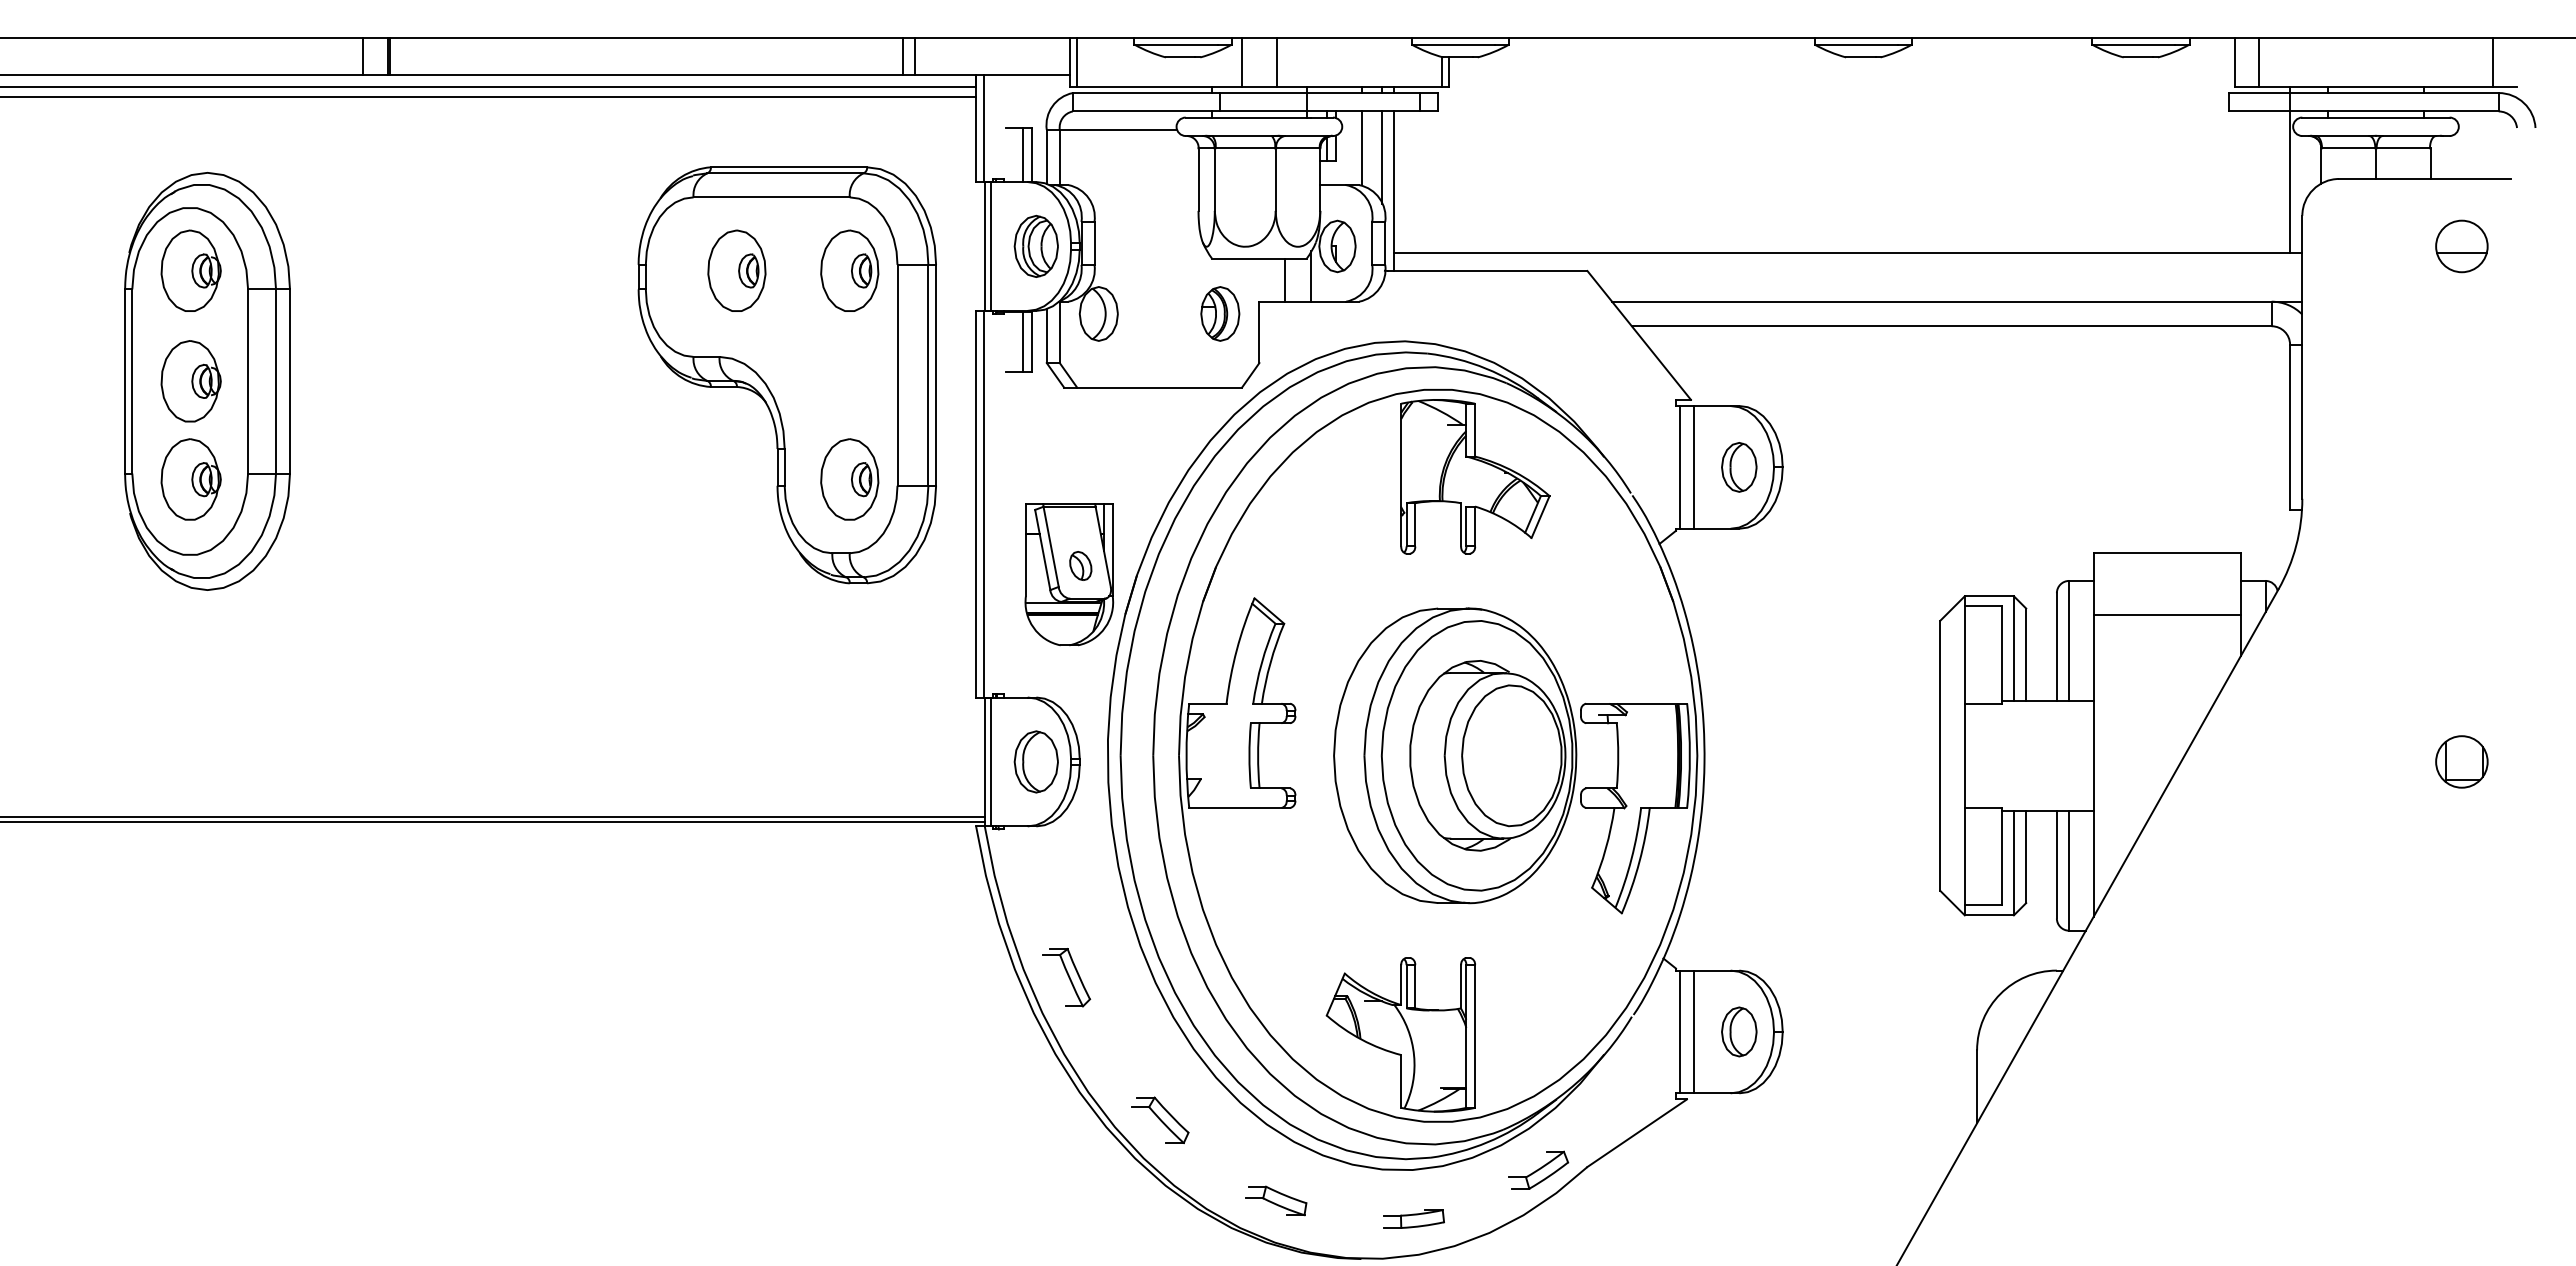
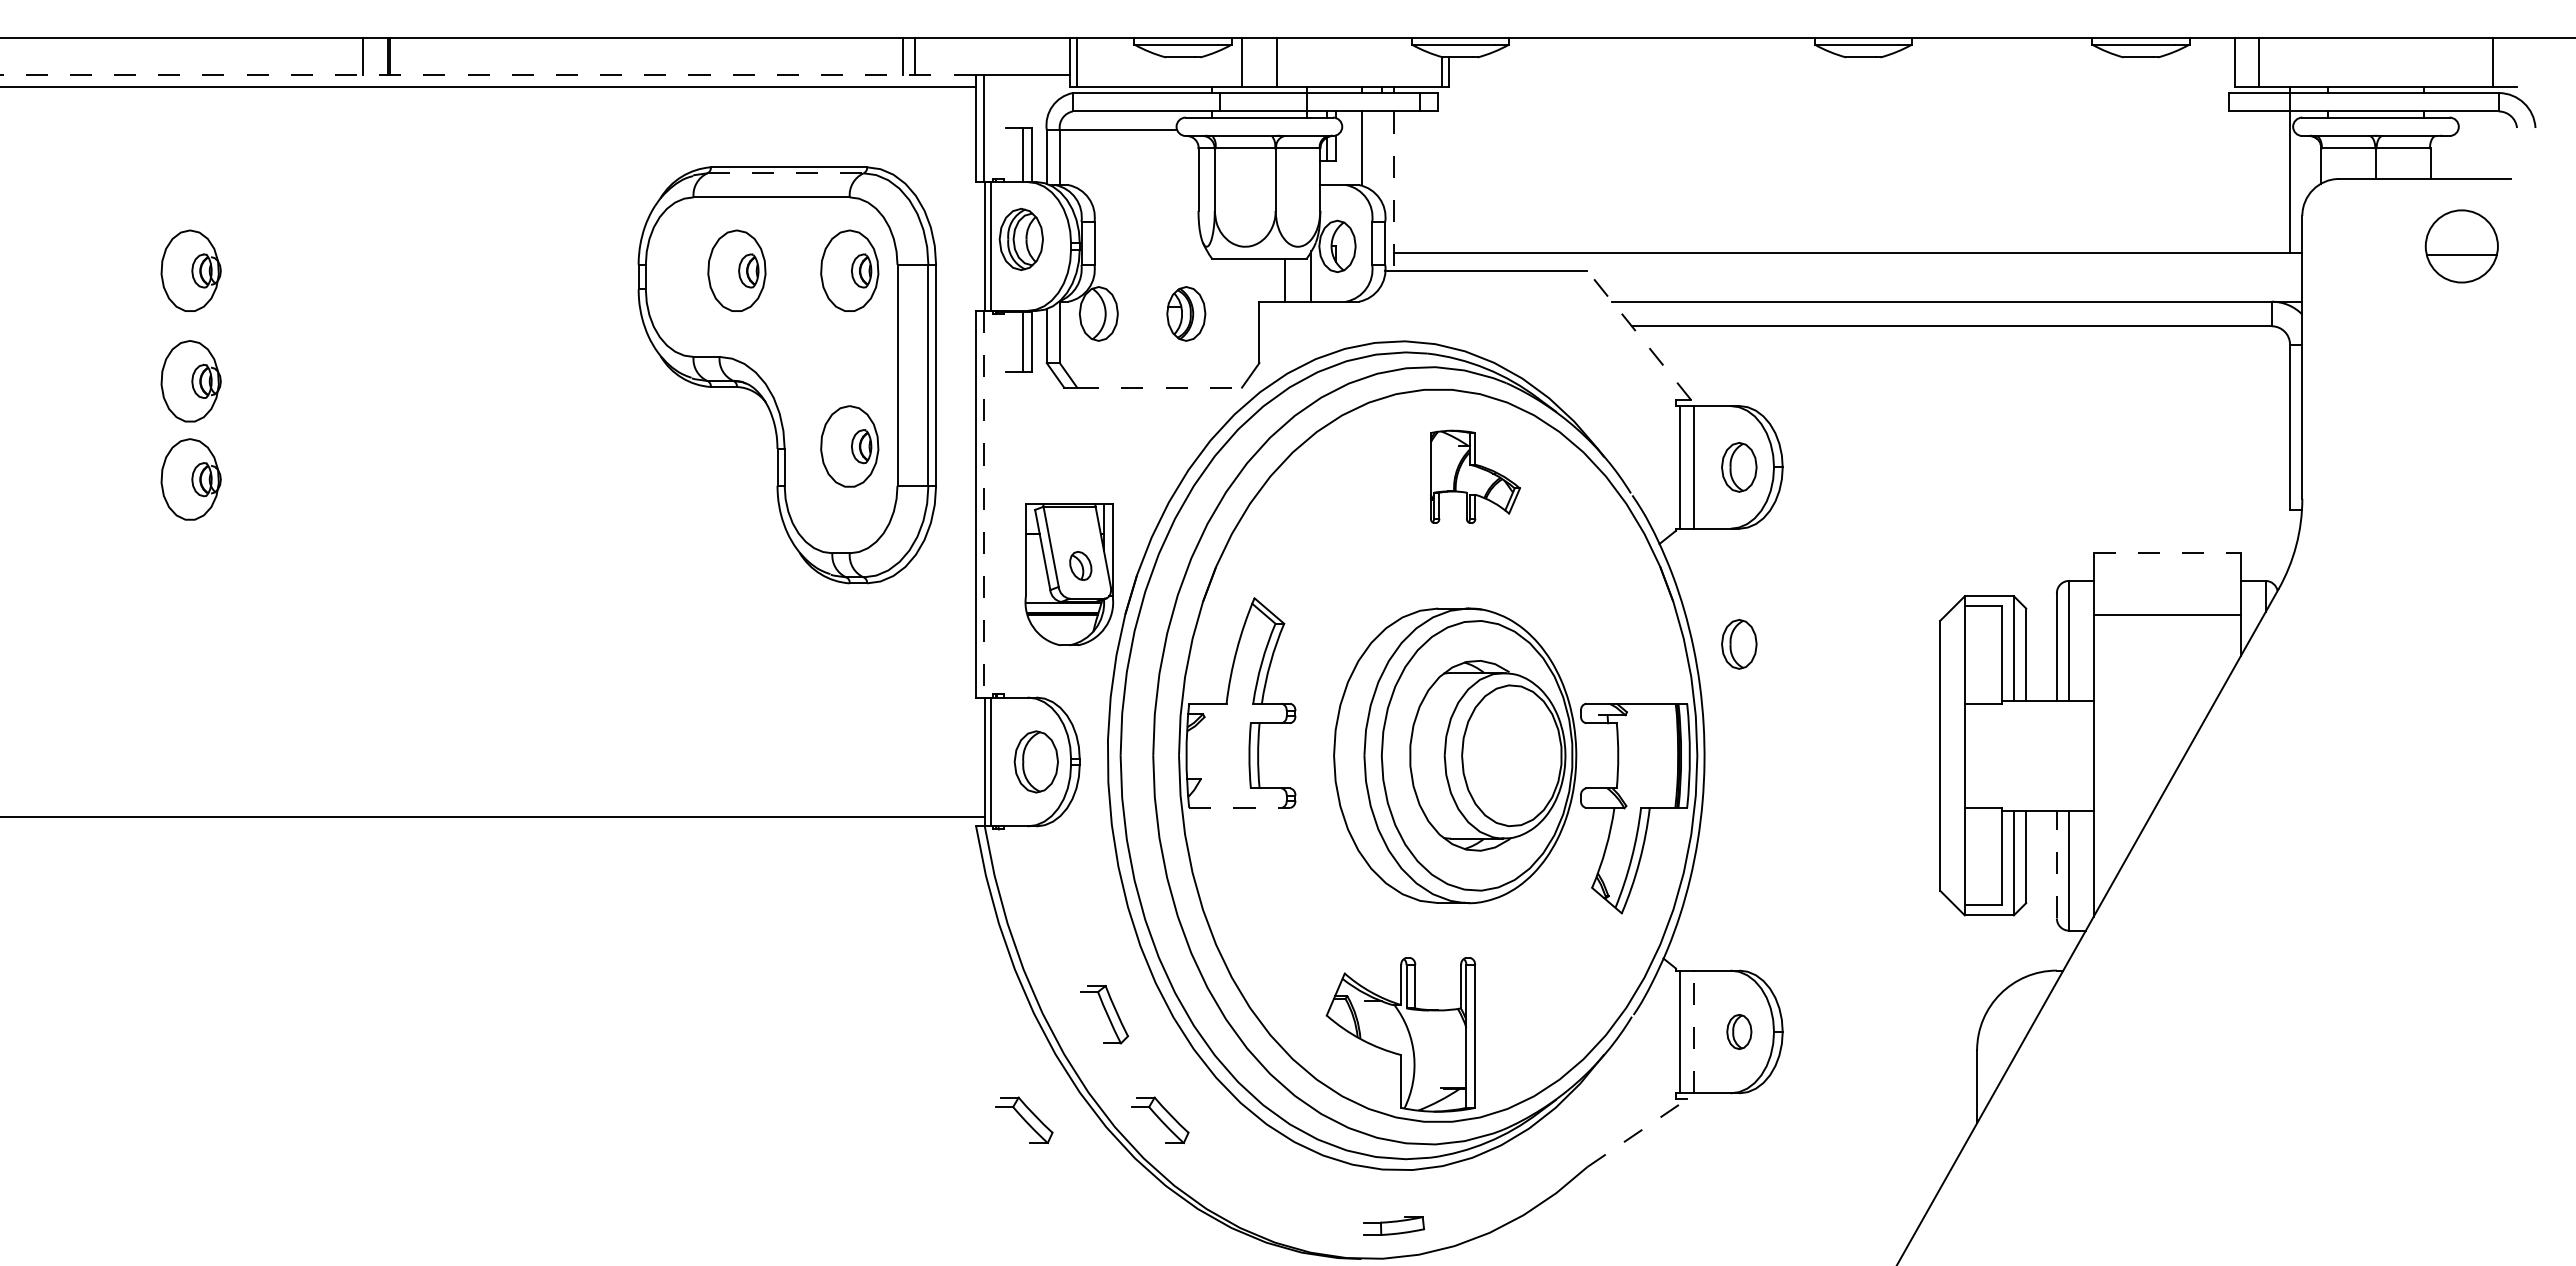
line: solid -> dashed (487, 74)
line: present -> none (488, 96)
line: present -> none (1381, 157)
line: solid -> dashed (786, 173)
line: solid -> dashed (1394, 191)
part position: (1035, 245) -> (1020, 238) (1020, 238)
part size: 54x55 px -> 75x75 px (2461, 246)
part position: (1220, 313) -> (1186, 313) (1186, 313)
line: solid -> dashed (1639, 335)
part: present -> none (207, 381)
line: solid -> dashed (1160, 387)
part size: 151x156 px -> 91x95 px (1475, 476)
part position: (849, 479) -> (849, 446) (849, 446)
line: solid -> dashed (984, 504)
line: solid -> dashed (2167, 553)
part: none -> present (1739, 644)
part: present -> none (2461, 761)
line: solid -> dashed (1240, 807)
line: present -> none (493, 822)
line: solid -> dashed (2056, 864)
part position: (1066, 977) -> (1104, 1014) (1104, 1014)
line: solid -> dashed (1694, 1031)
part size: 37x52 px -> 27x37 px (1739, 1031)
part: none -> present (1024, 1119)
line: solid -> dashed (1637, 1132)
part: present -> none (1538, 1169)
part: present -> none (1276, 1200)
part position: (1413, 1218) -> (1393, 1225) (1393, 1225)
